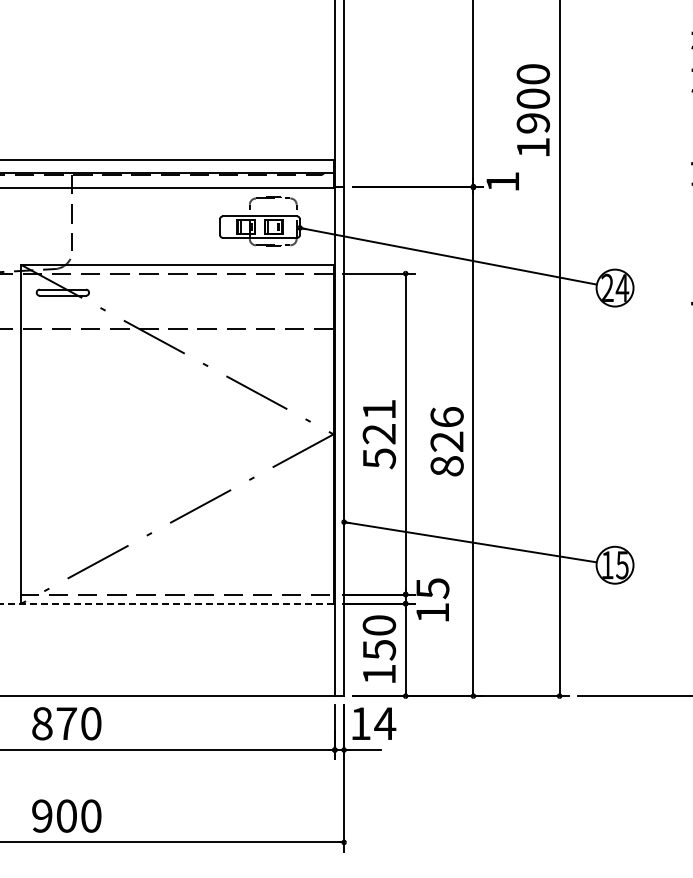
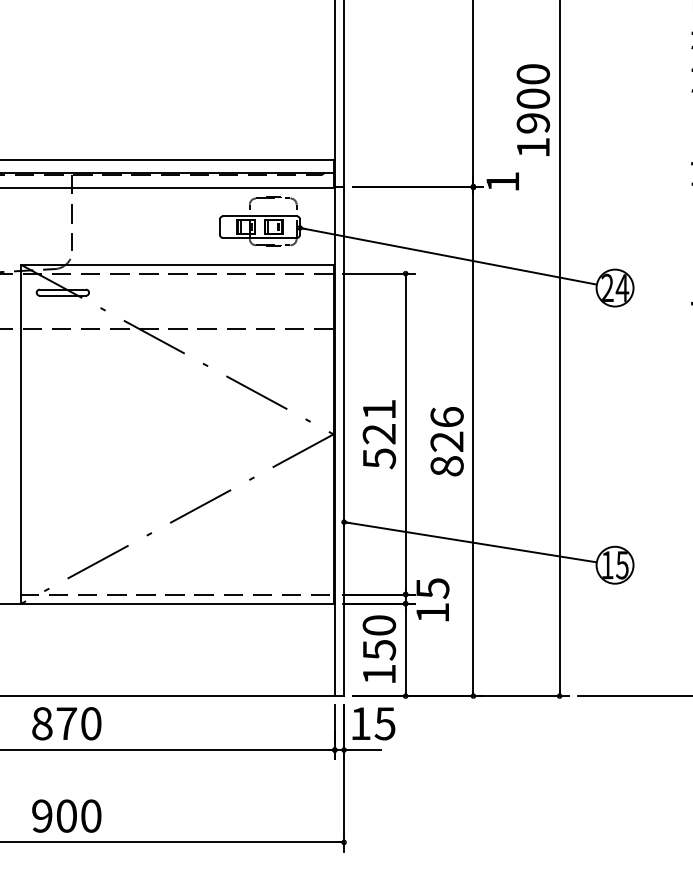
line: dashed -> solid (167, 603)
text: 14 -> 15 (385, 723)
